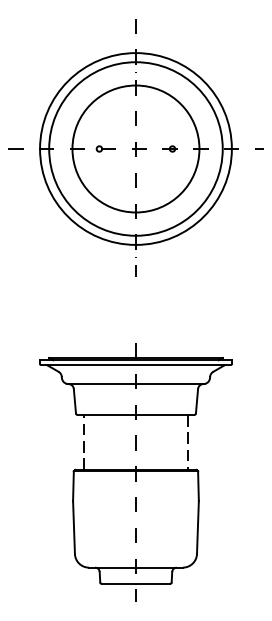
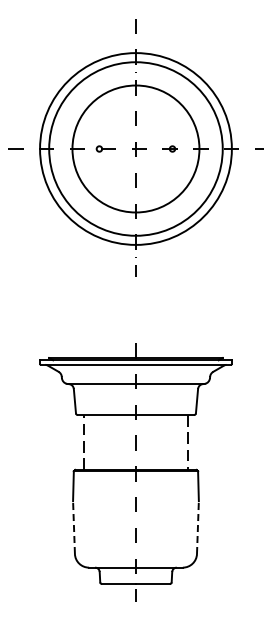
line: solid -> dashed (73, 527)
line: solid -> dashed (197, 527)
